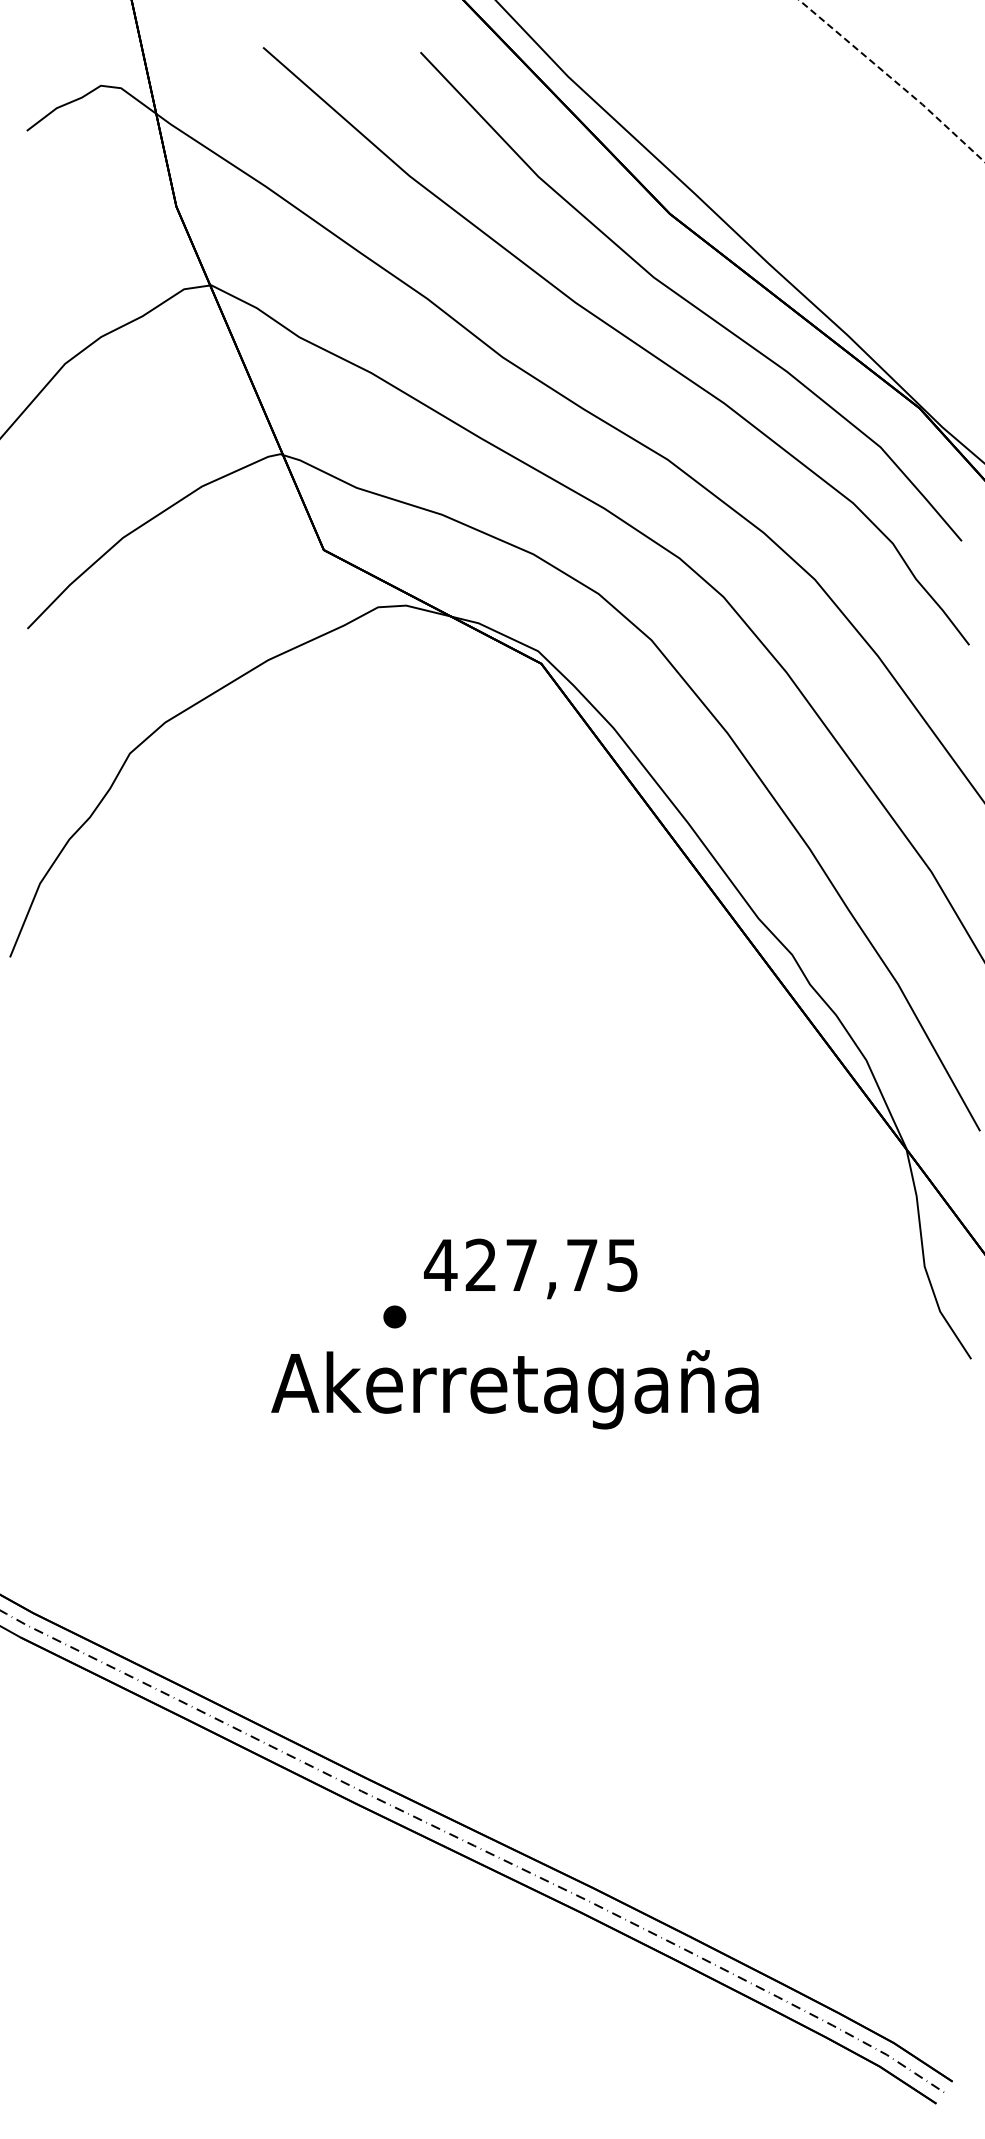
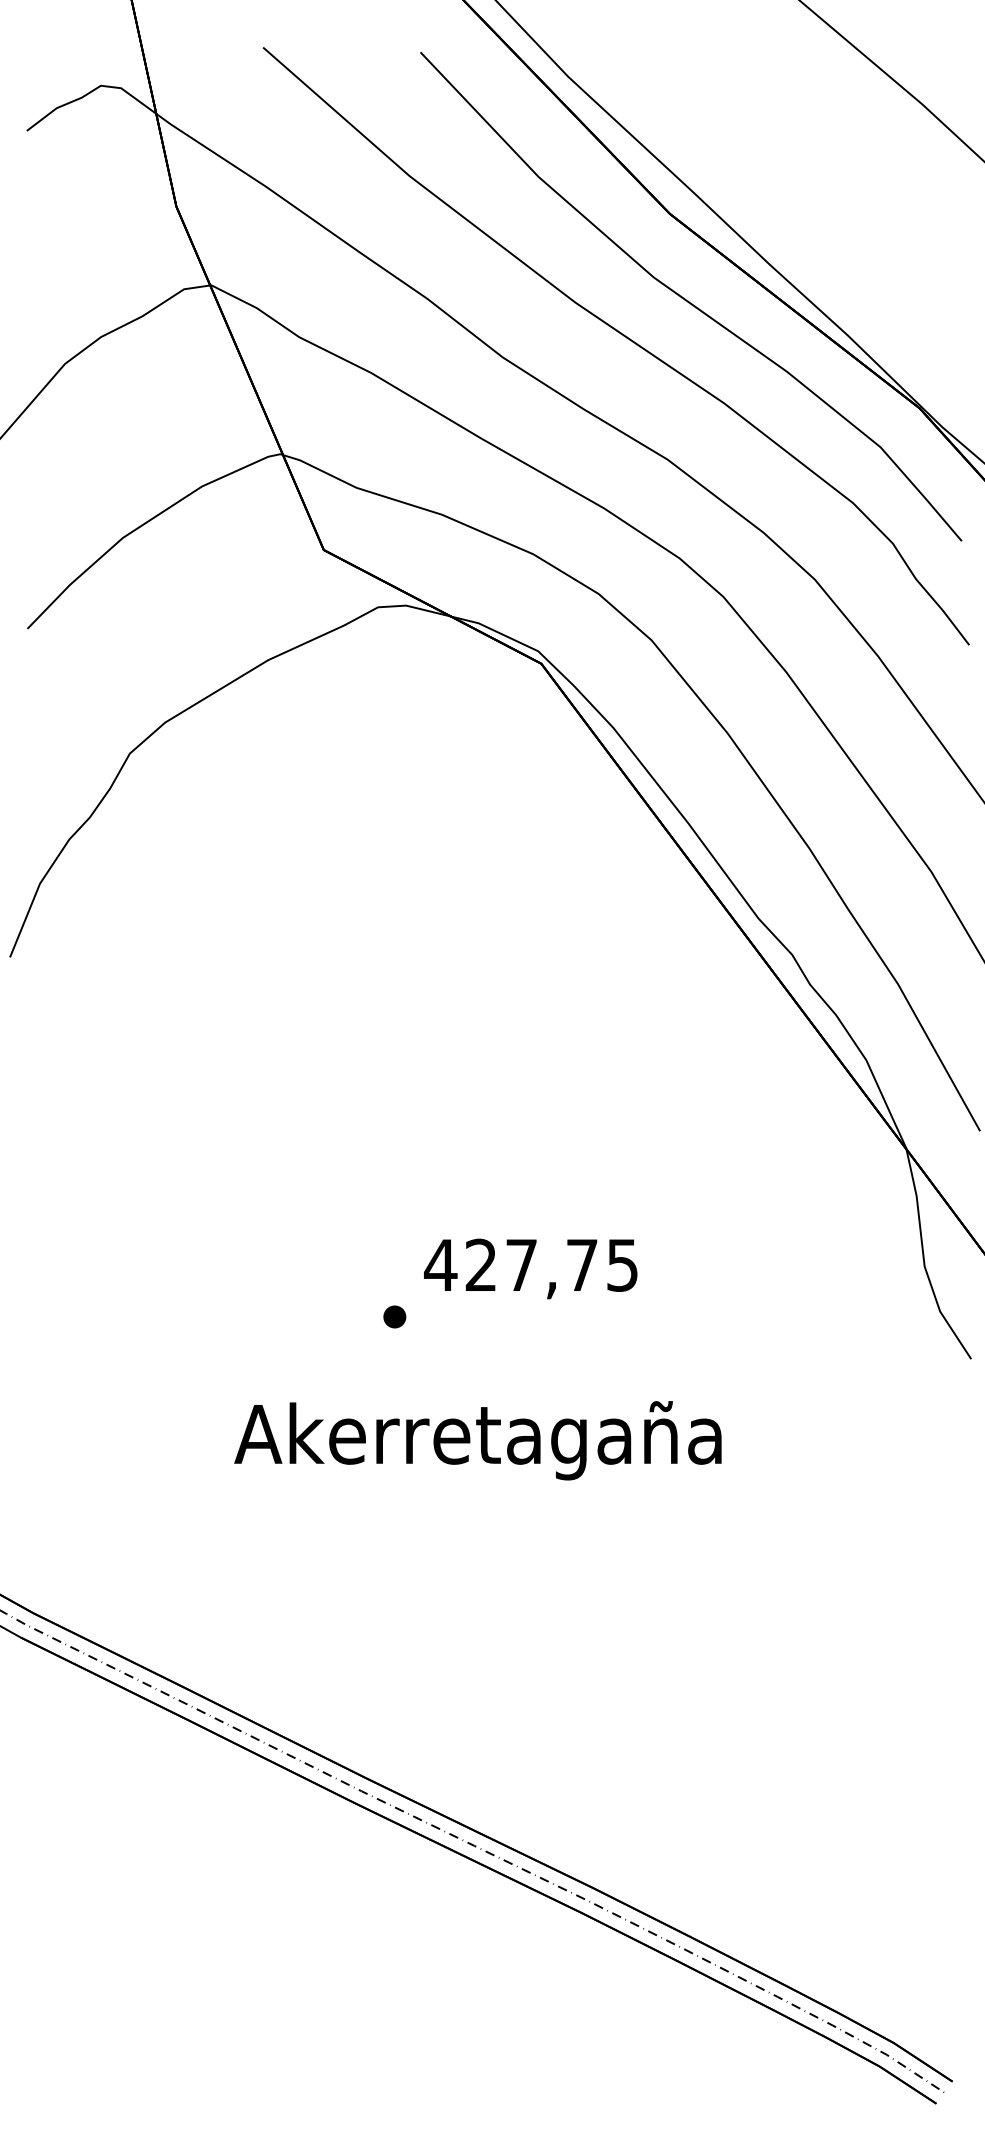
line: dashed -> solid (893, 79)
text position: (514, 1389) -> (477, 1440) (477, 1440)
